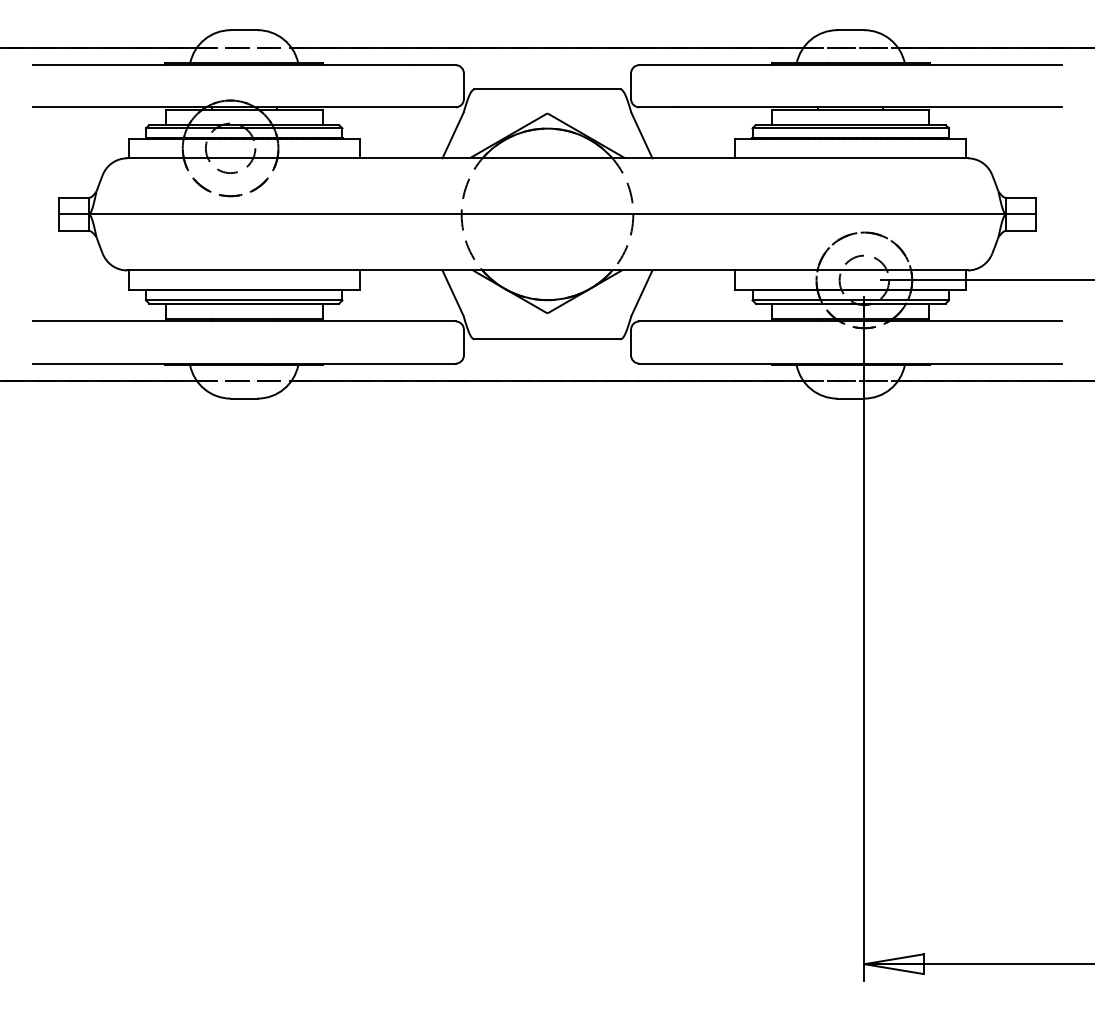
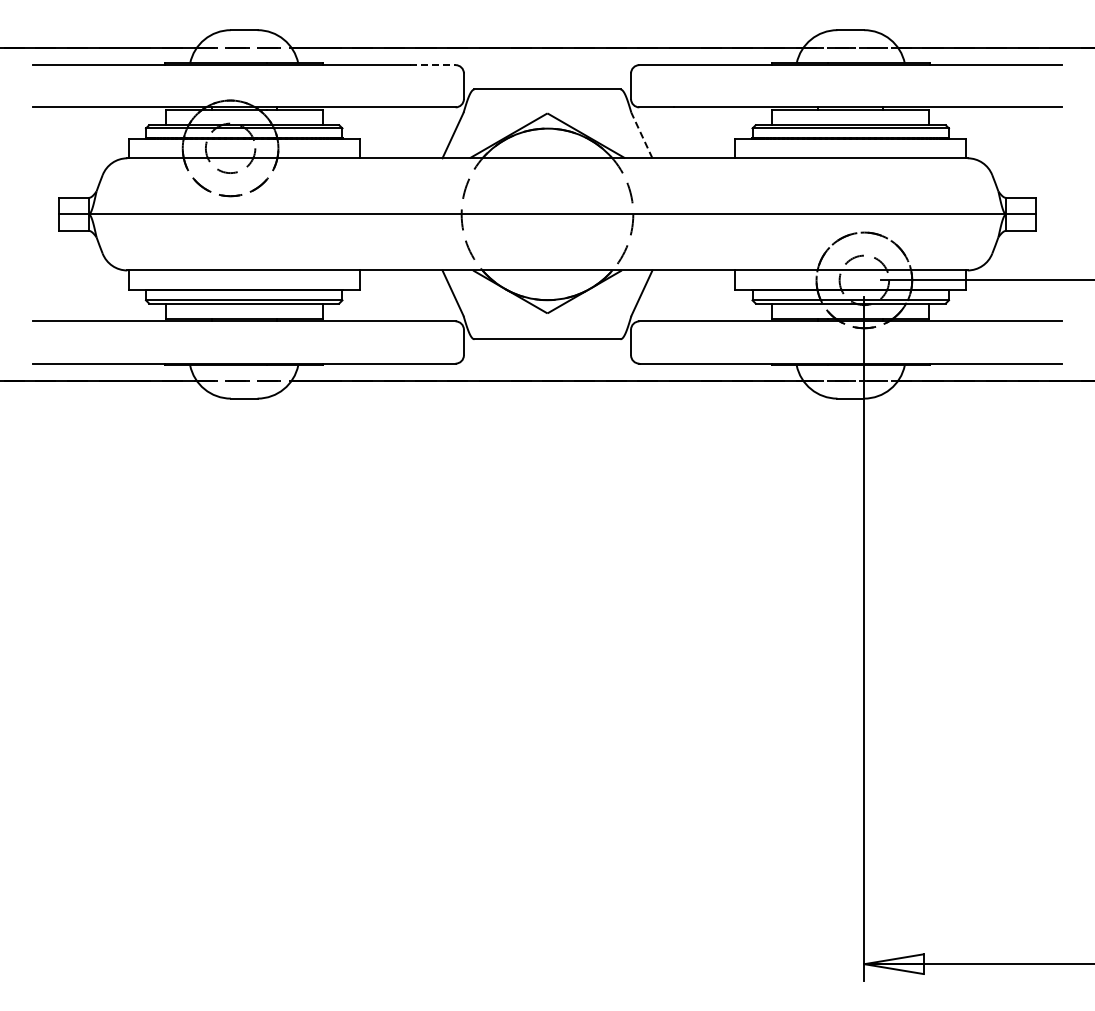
line: solid -> dashed (432, 65)
line: solid -> dashed (641, 135)
